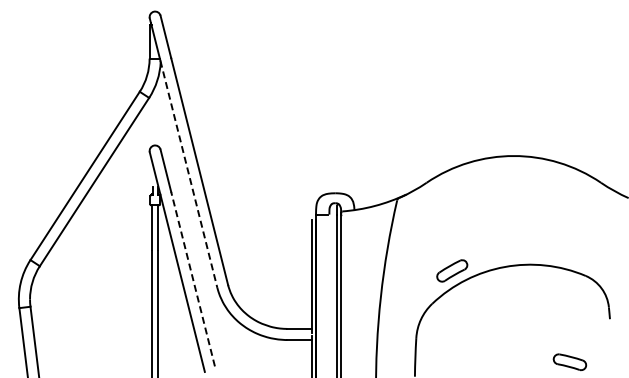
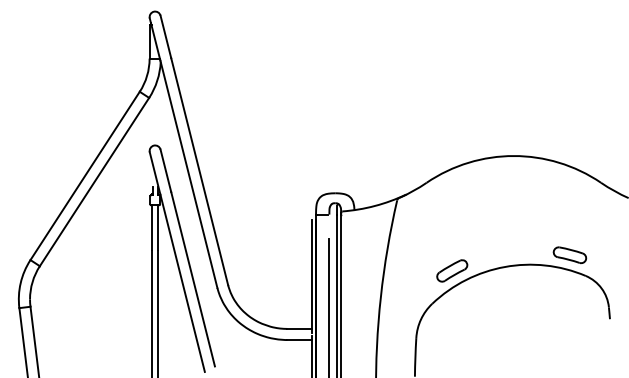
line: dashed -> solid (189, 174)
line: dashed -> solid (193, 279)
line: none -> present (329, 306)
part position: (569, 362) -> (569, 255) (569, 255)
